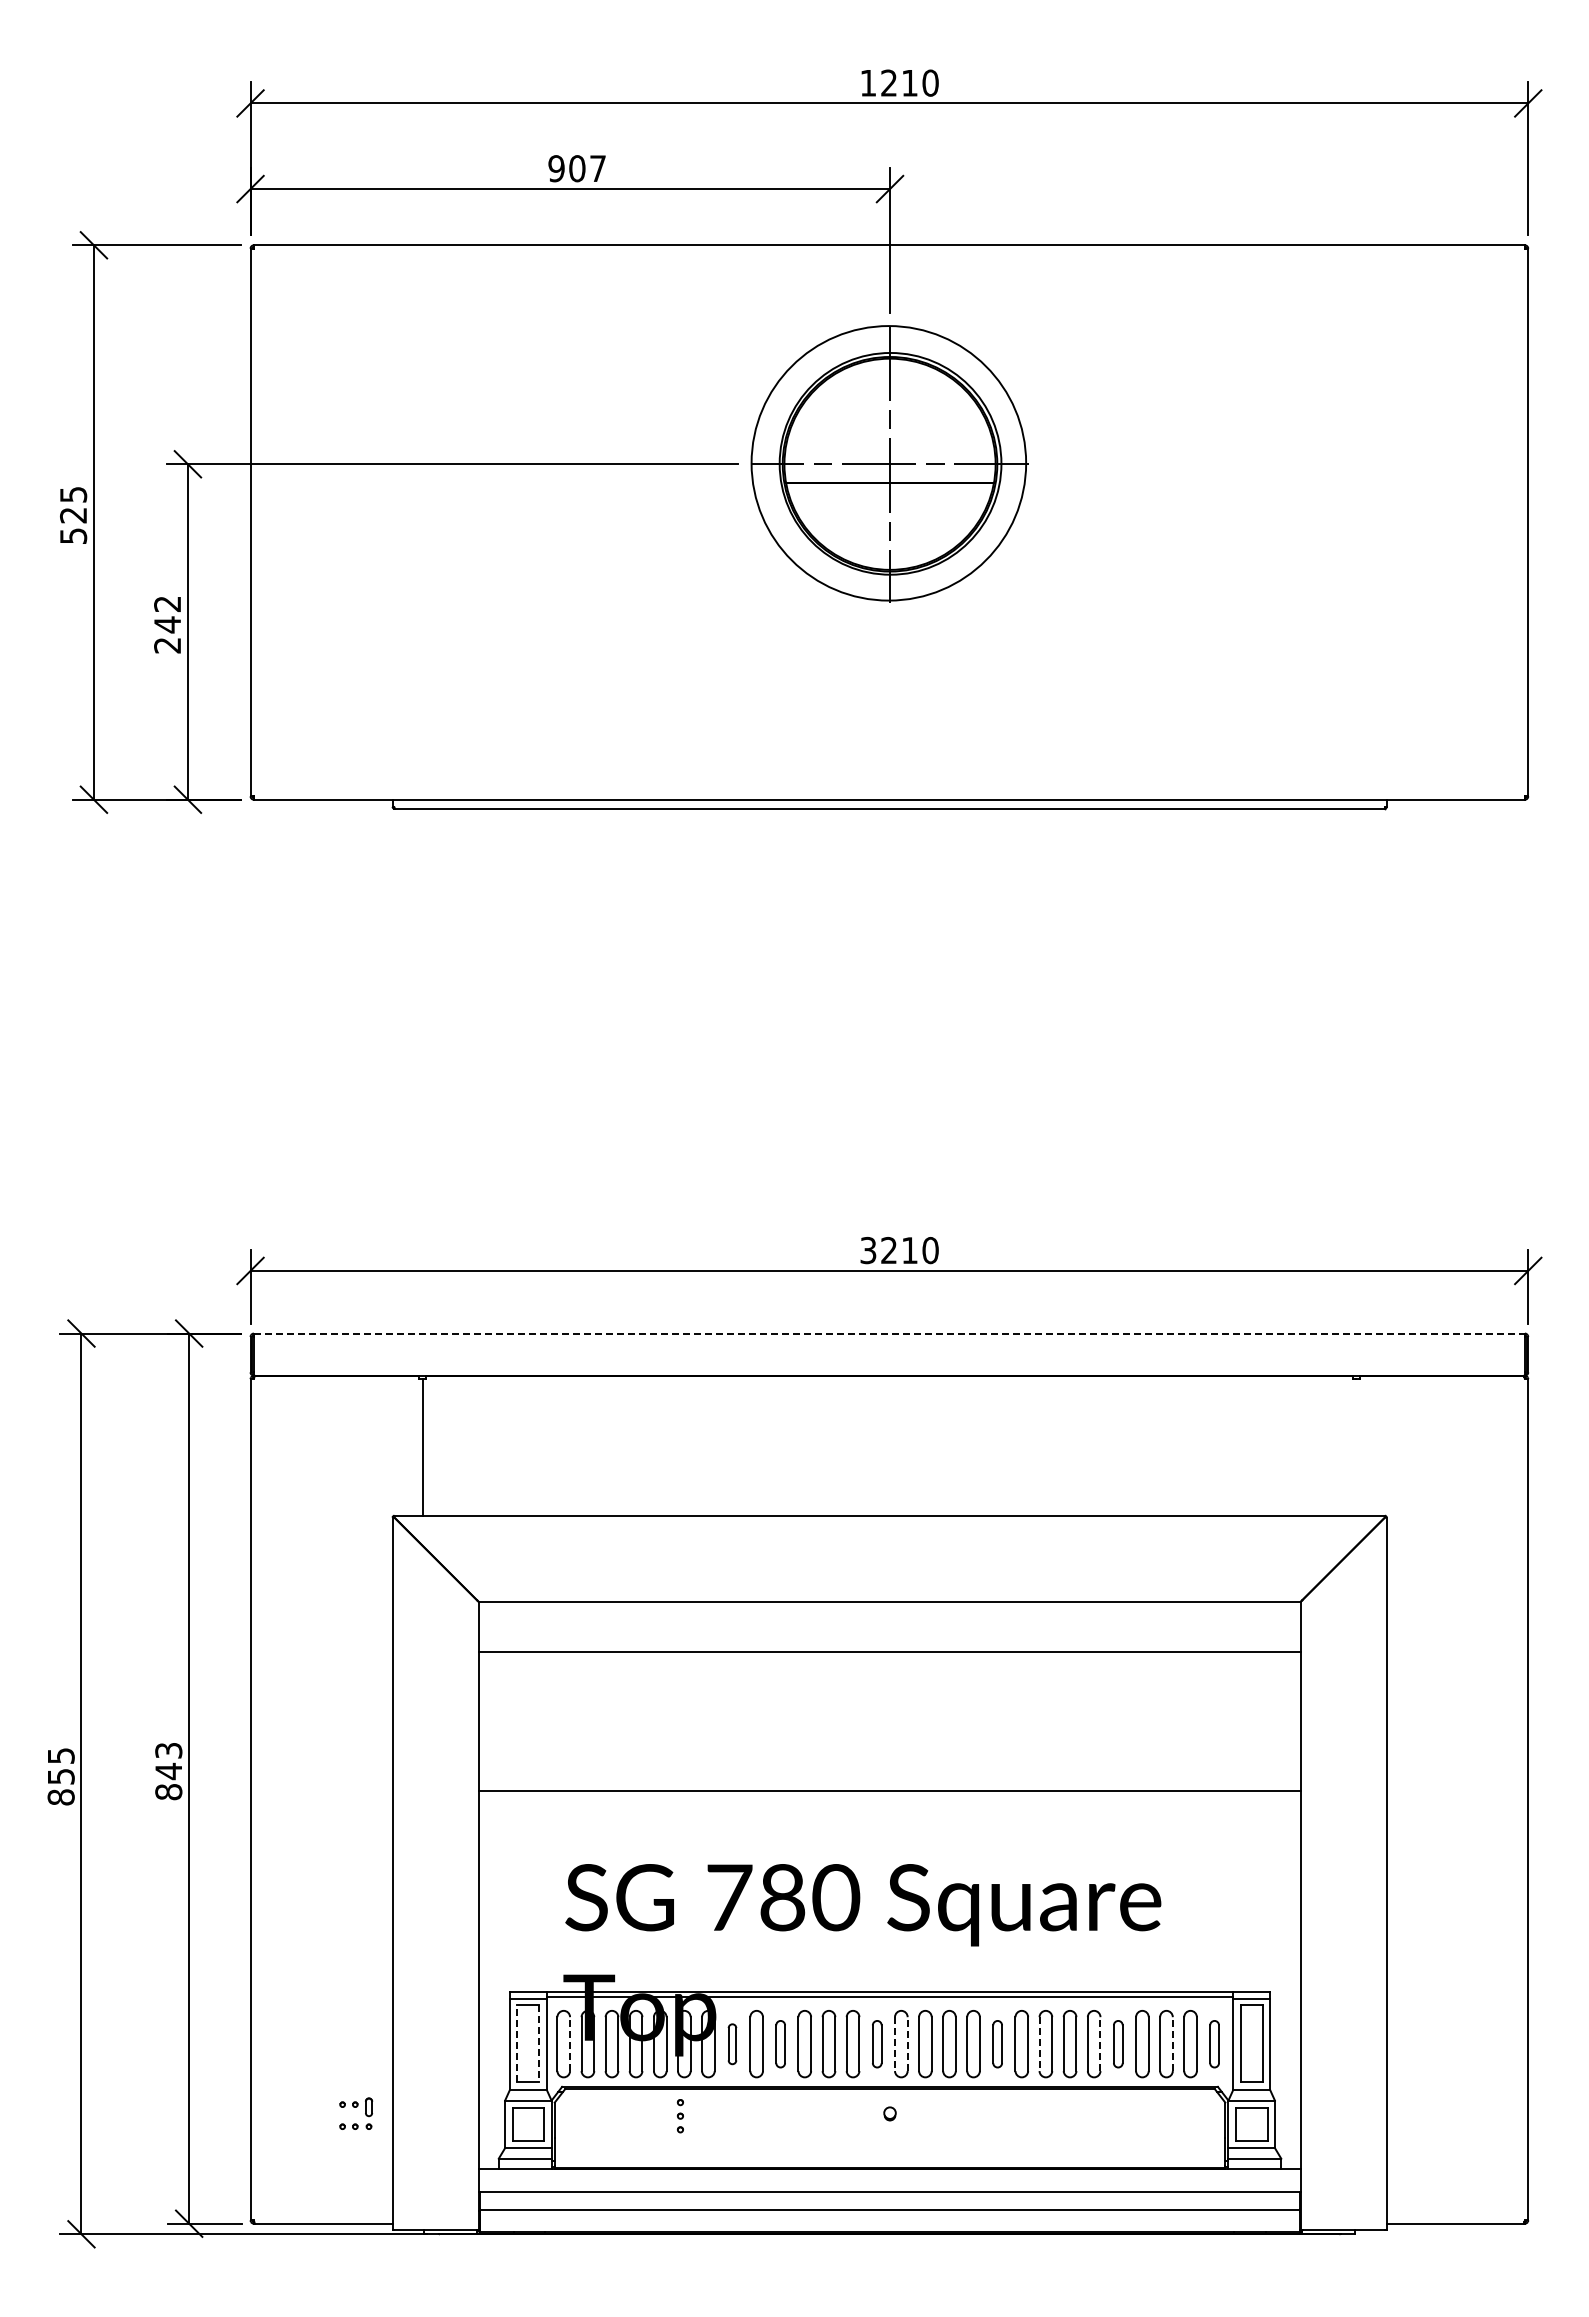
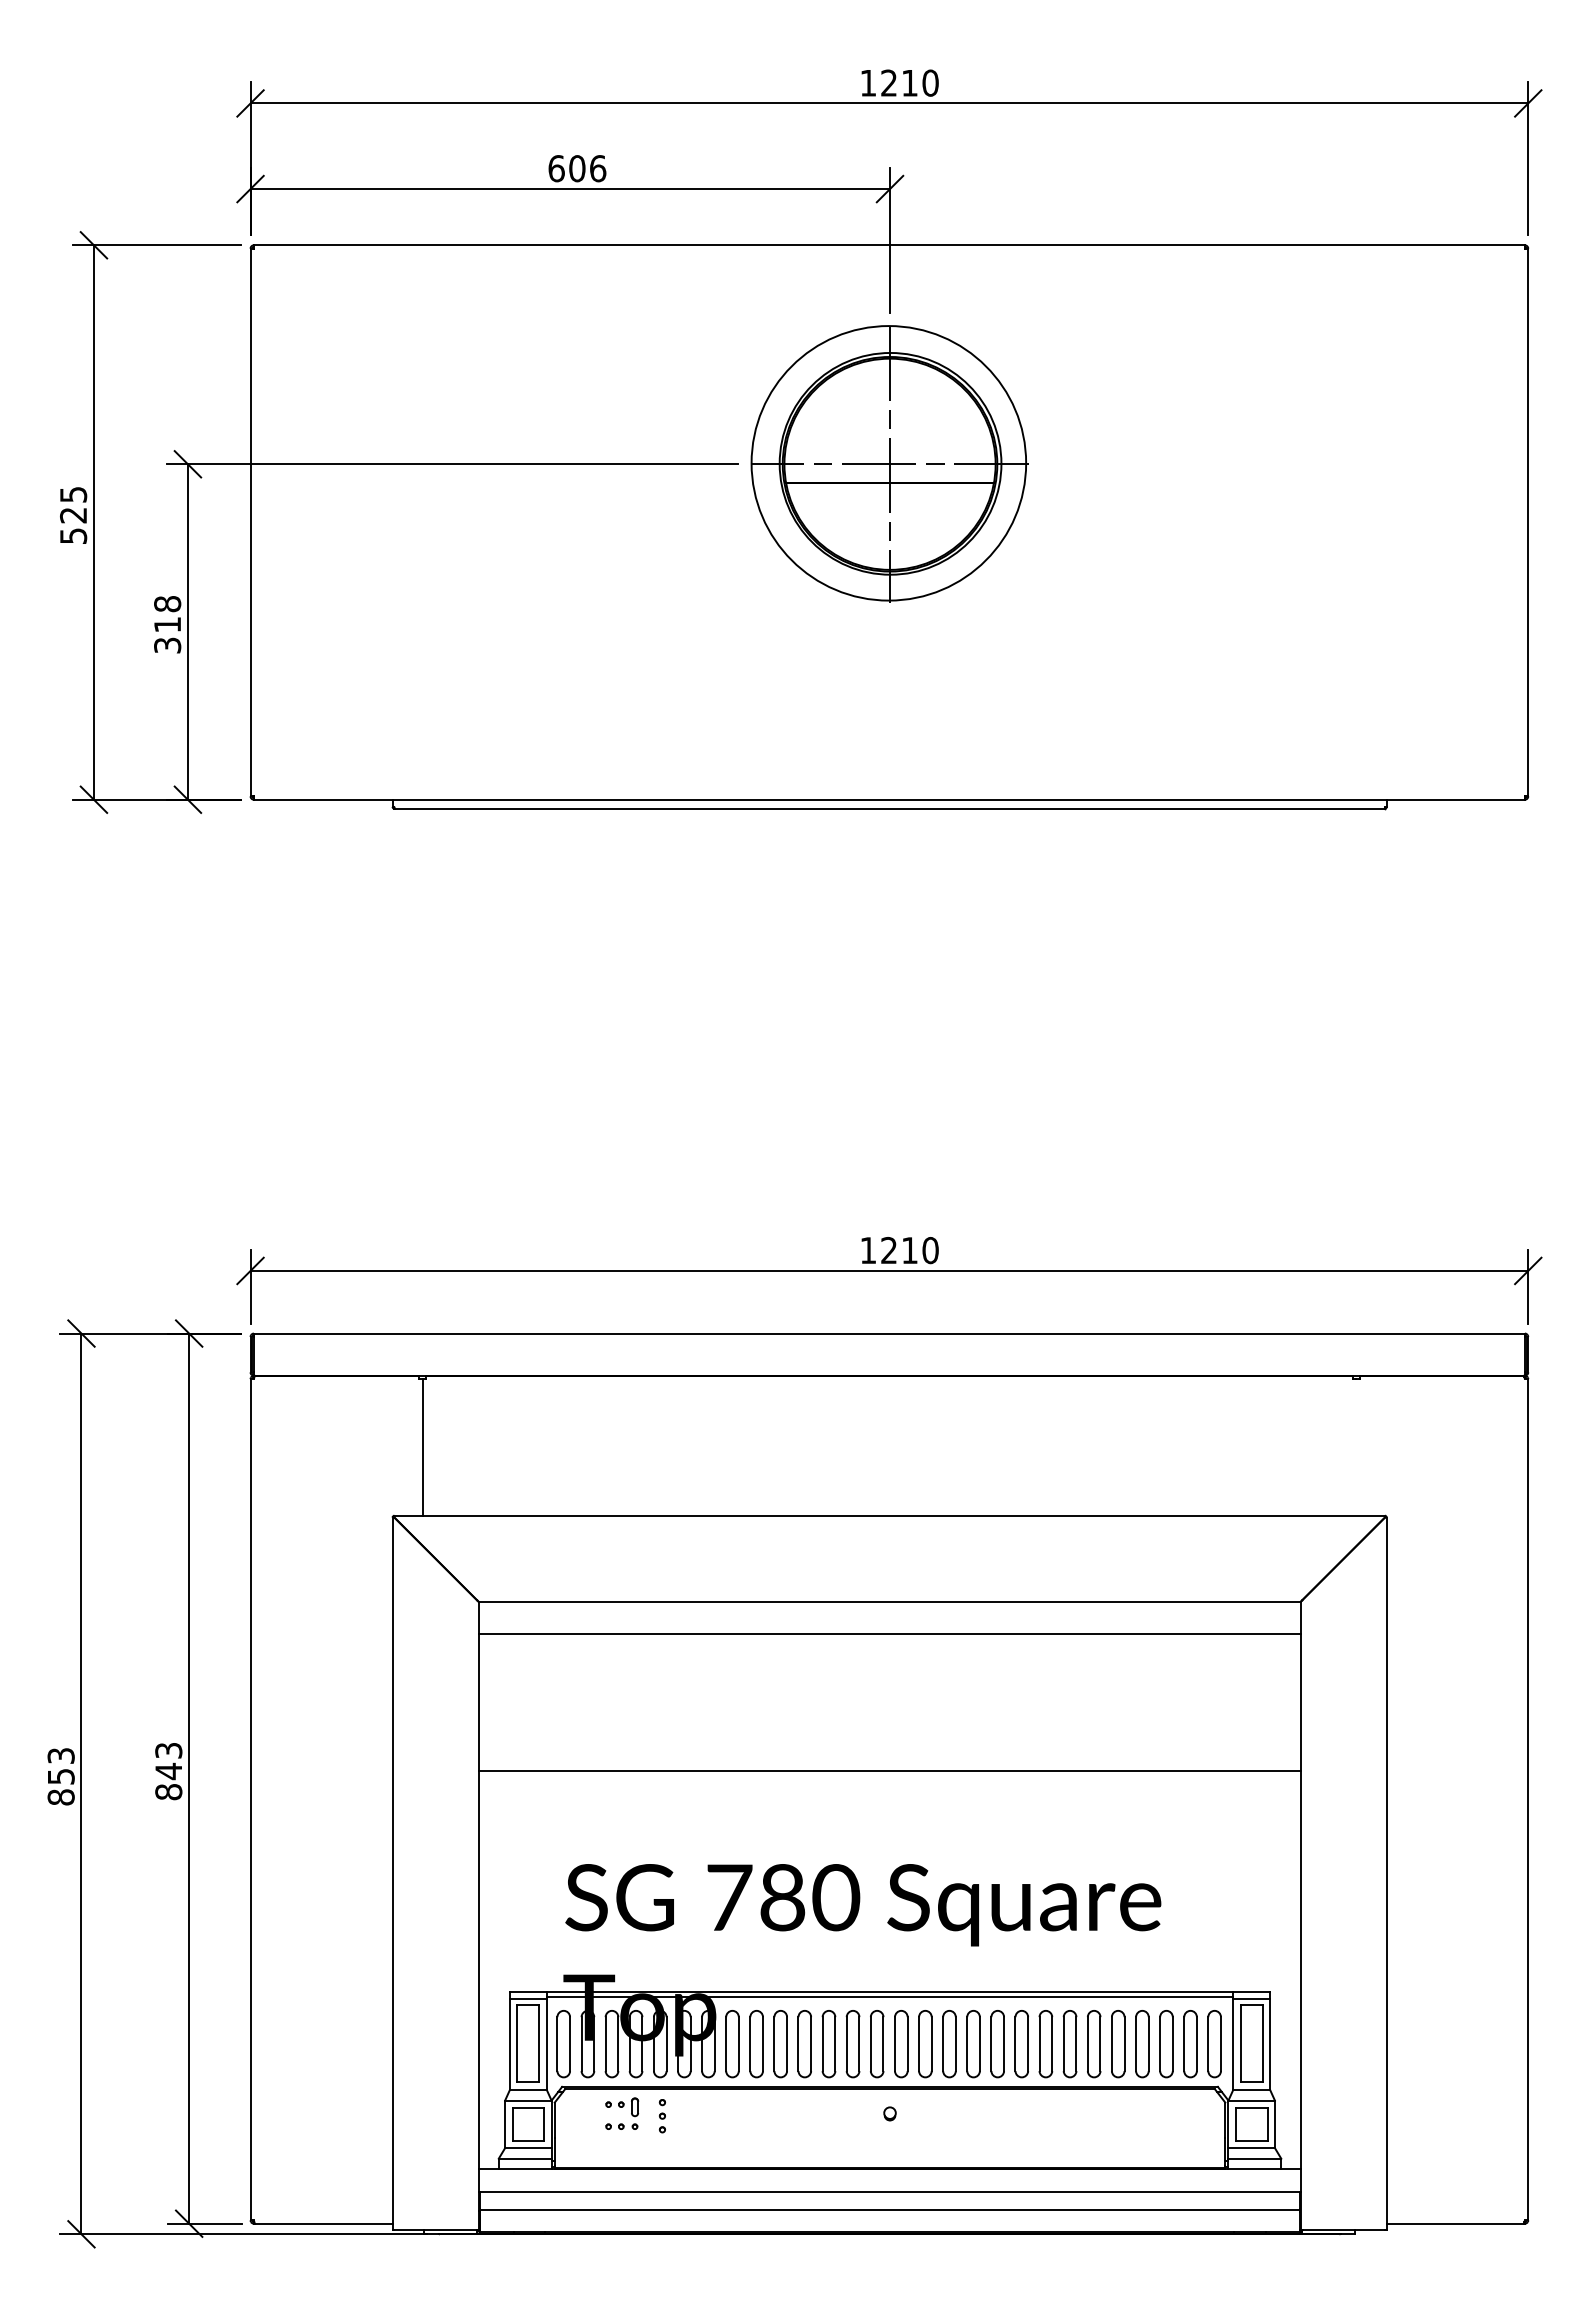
text: 907 -> 606 (577, 168)
text: 242 -> 318 (167, 624)
text: 3210 -> 1210 (868, 1250)
line: dashed -> solid (889, 1333)
line position: (889, 1652) -> (889, 1634) (889, 1634)
text: 855 -> 853 (60, 1755)
line position: (889, 1790) -> (889, 1770) (889, 1770)
line: dashed -> solid (517, 2043)
line: dashed -> solid (539, 2044)
line: dashed -> solid (570, 2044)
part size: 11x43 px -> 15x69 px (732, 2044)
part size: 11x49 px -> 15x69 px (780, 2044)
part size: 11x49 px -> 15x69 px (877, 2044)
line: dashed -> solid (895, 2044)
line: dashed -> solid (907, 2044)
part size: 11x49 px -> 15x69 px (997, 2044)
line: dashed -> solid (1039, 2044)
line: dashed -> solid (1100, 2044)
part size: 11x49 px -> 15x69 px (1118, 2044)
line: dashed -> solid (1172, 2044)
part size: 11x49 px -> 15x69 px (1214, 2044)
part position: (356, 2113) -> (622, 2113) (622, 2113)
part position: (679, 2116) -> (661, 2116) (661, 2116)
